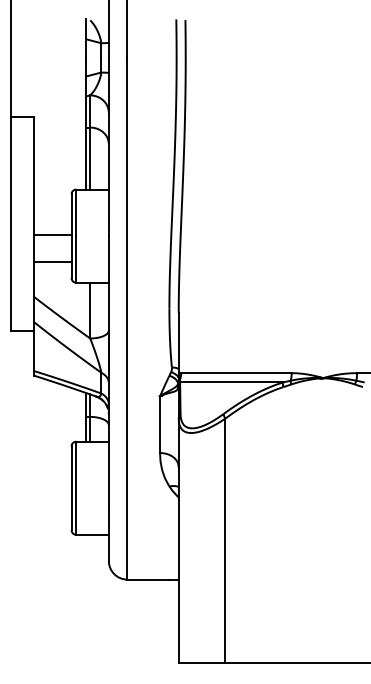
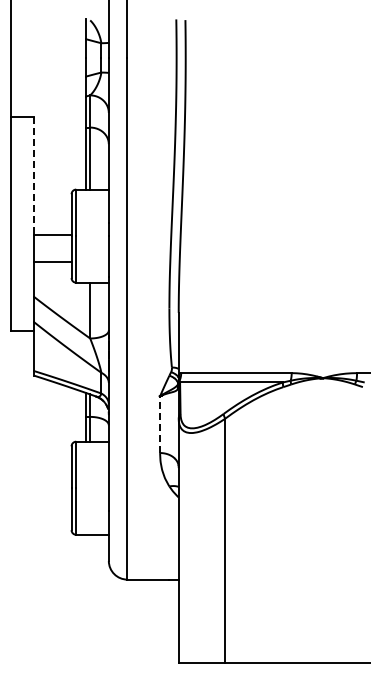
line: solid -> dashed (34, 175)
line: solid -> dashed (160, 424)
